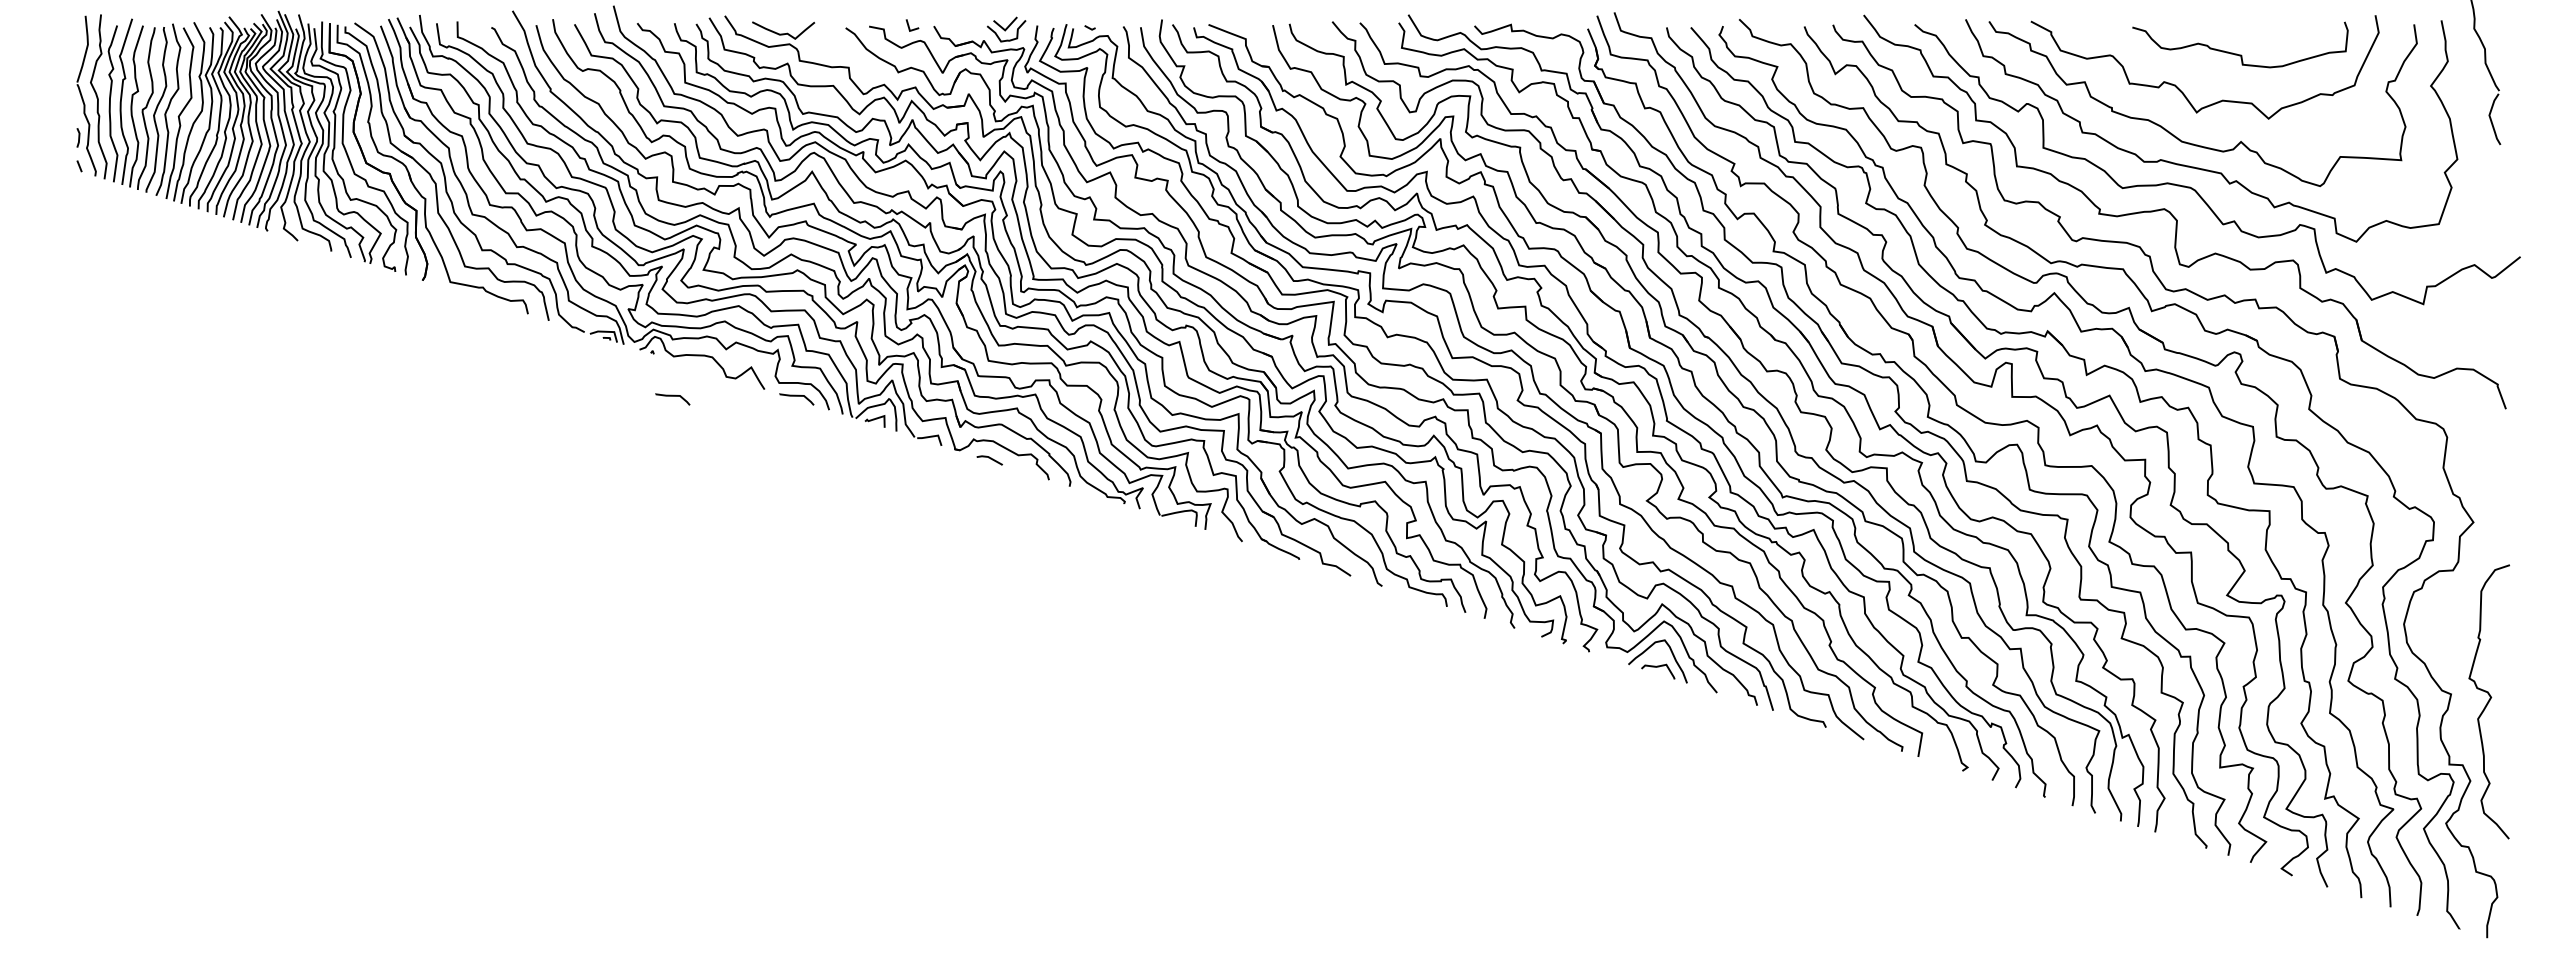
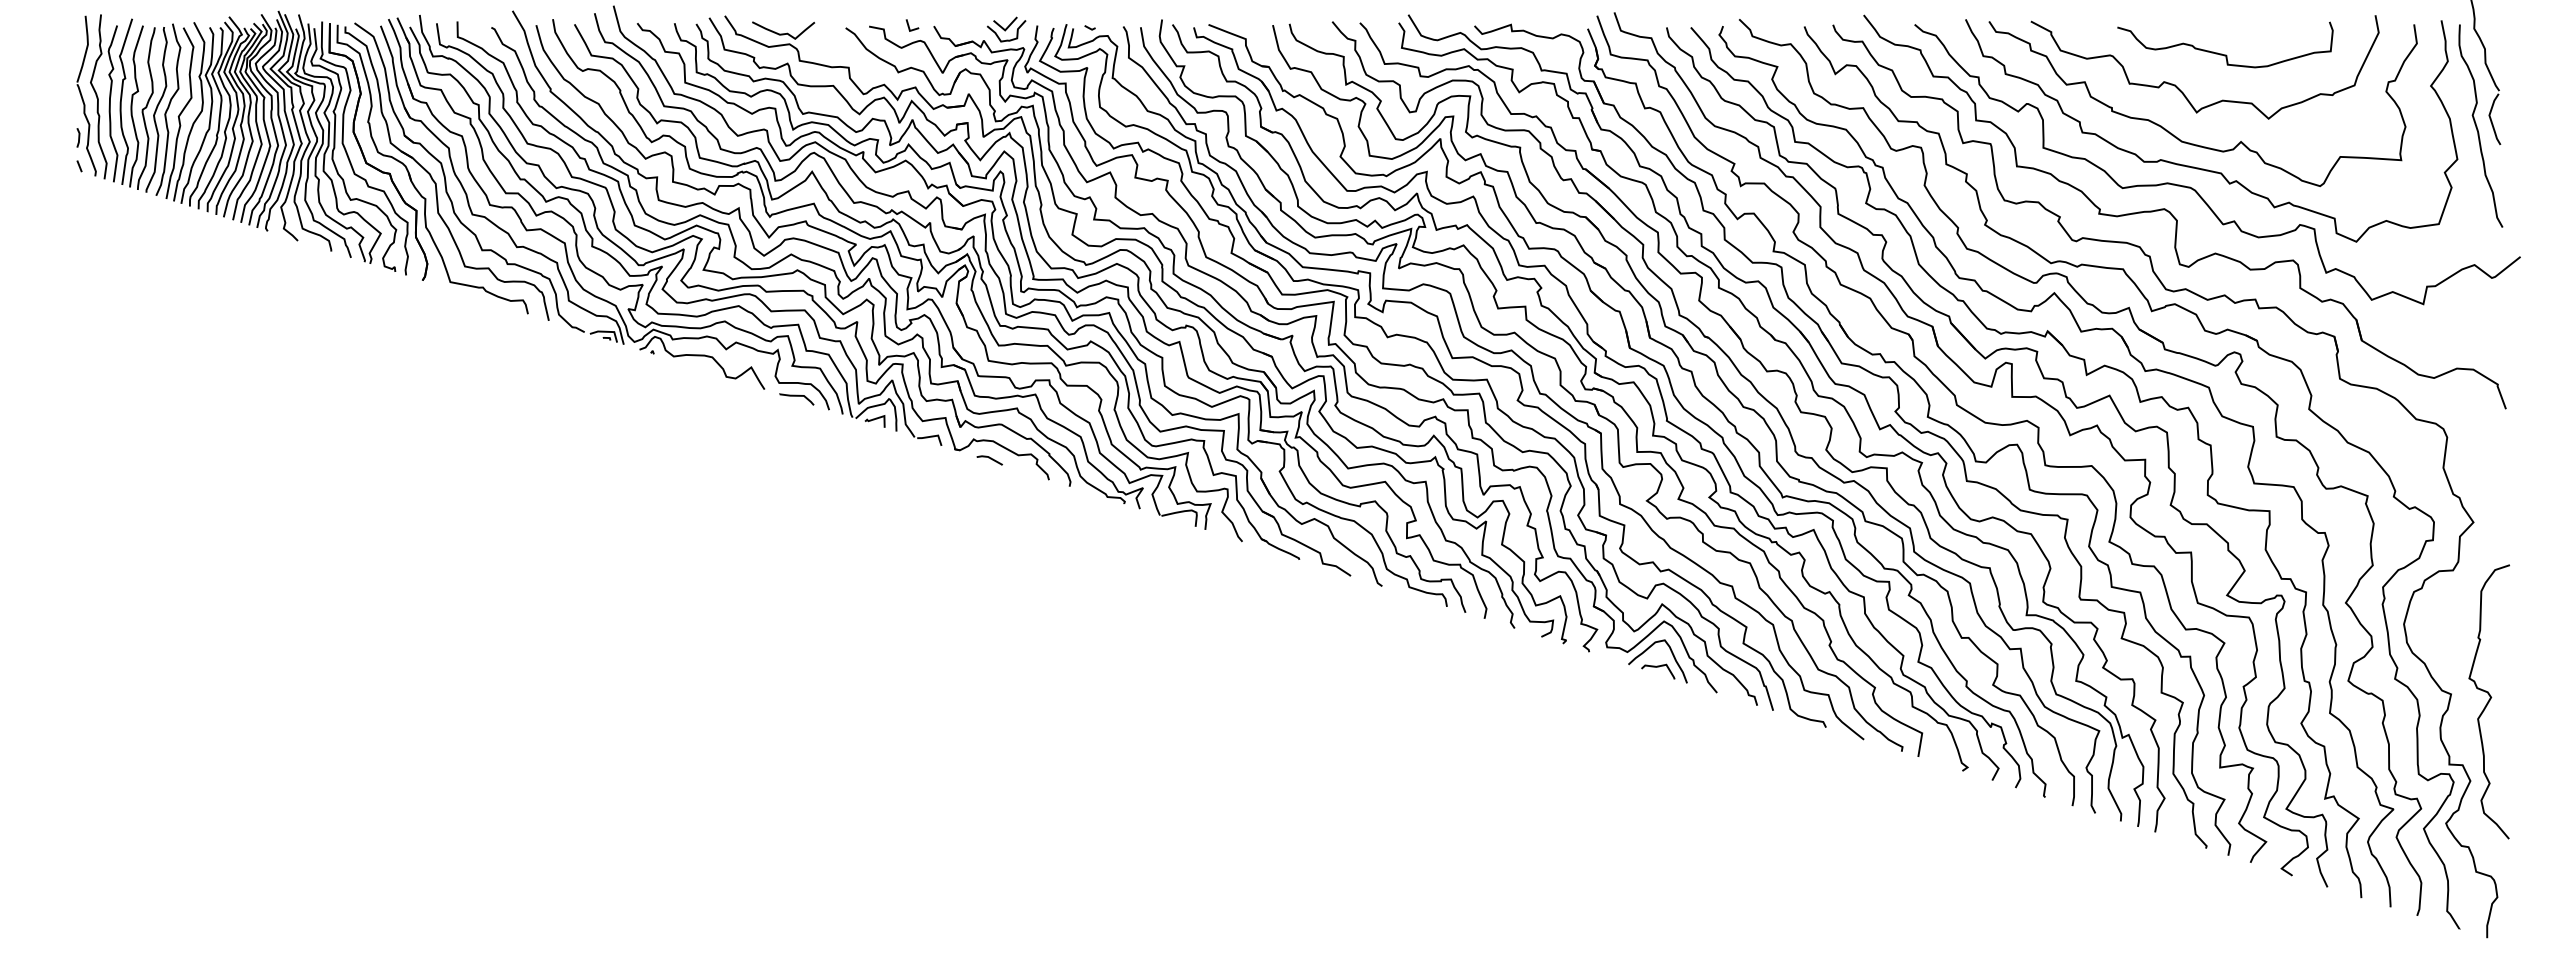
curve position: (2237, 53) -> (2222, 53) (2222, 53)
curve: none -> present (2477, 126)
curve: present -> none (672, 396)
